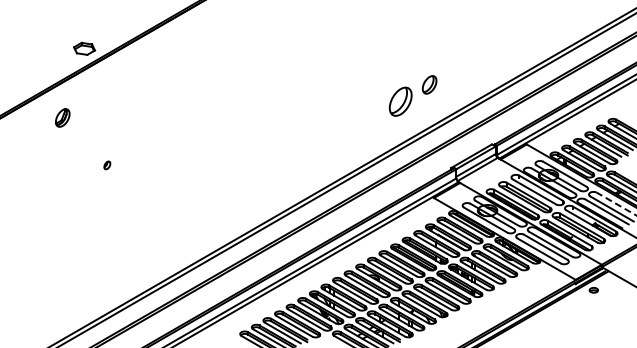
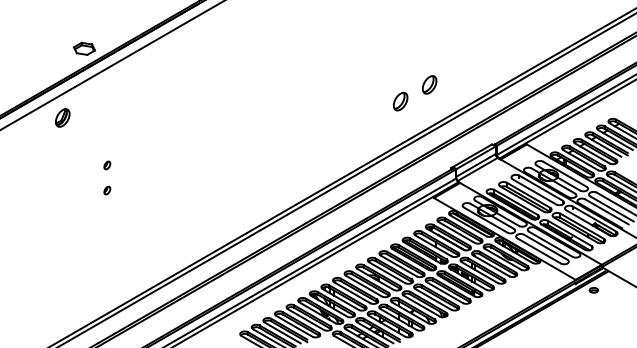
line: none -> present (112, 65)
part size: 25x31 px -> 17x21 px (400, 101)
part: none -> present (107, 190)
line: dashed -> solid (616, 203)
